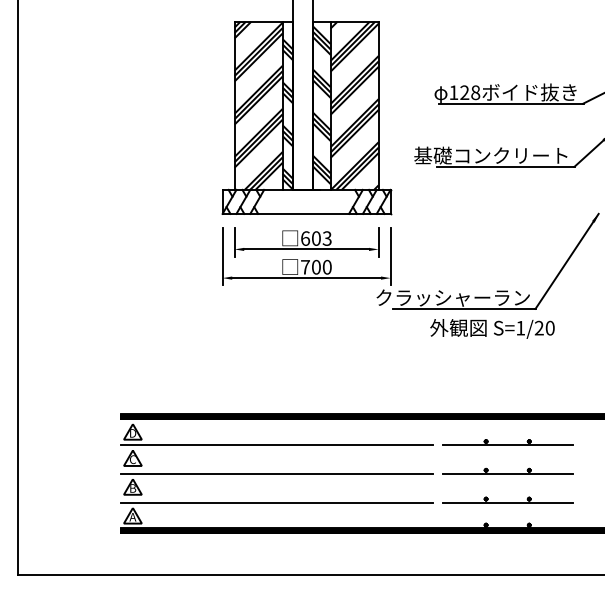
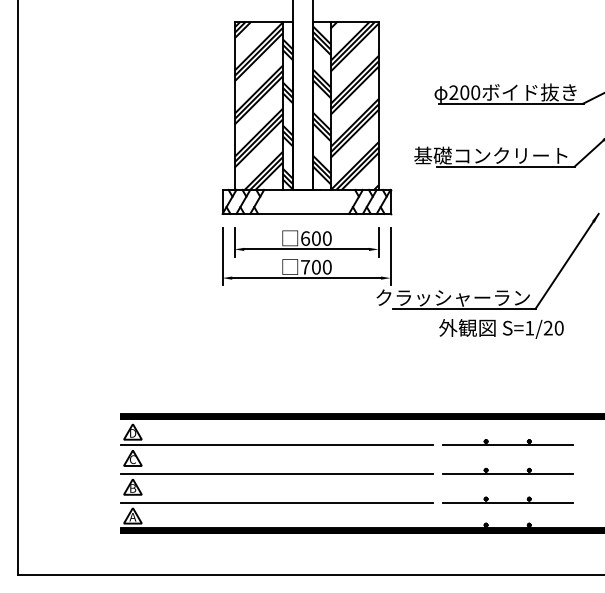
text: 128 -> 200 (464, 92)
text: 603 -> 600 (326, 238)
text position: (492, 328) -> (501, 328) (501, 328)
